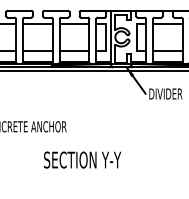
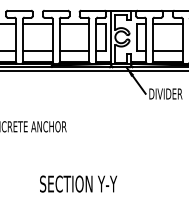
text position: (82, 159) -> (78, 183) (78, 183)
